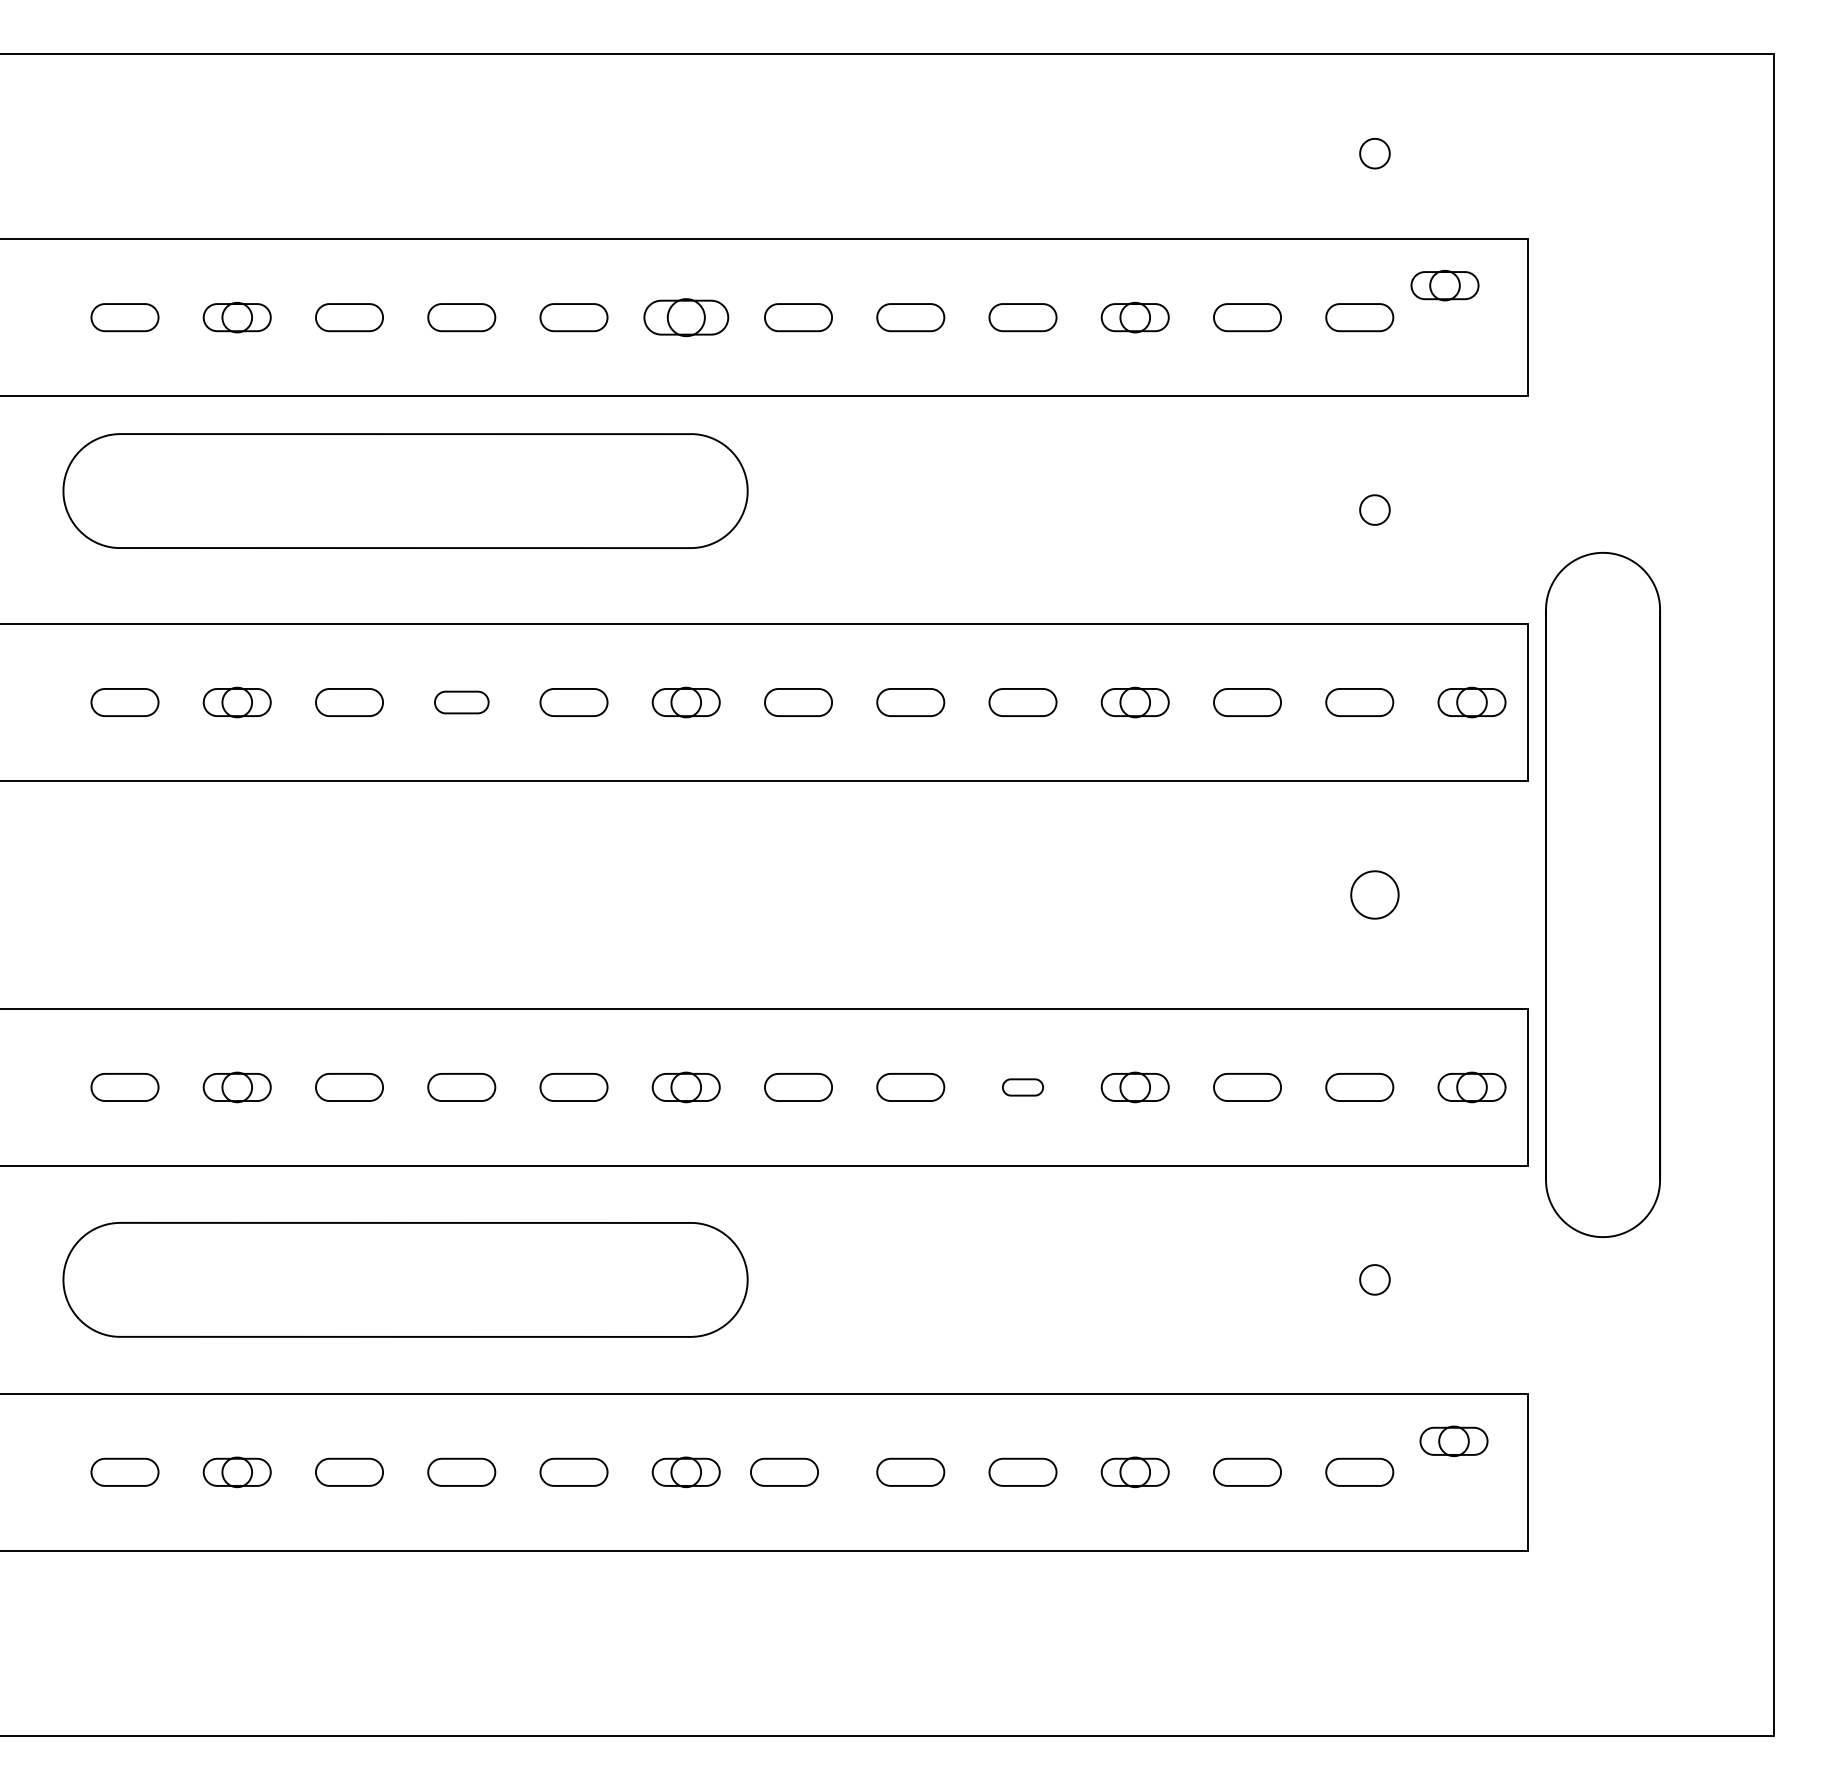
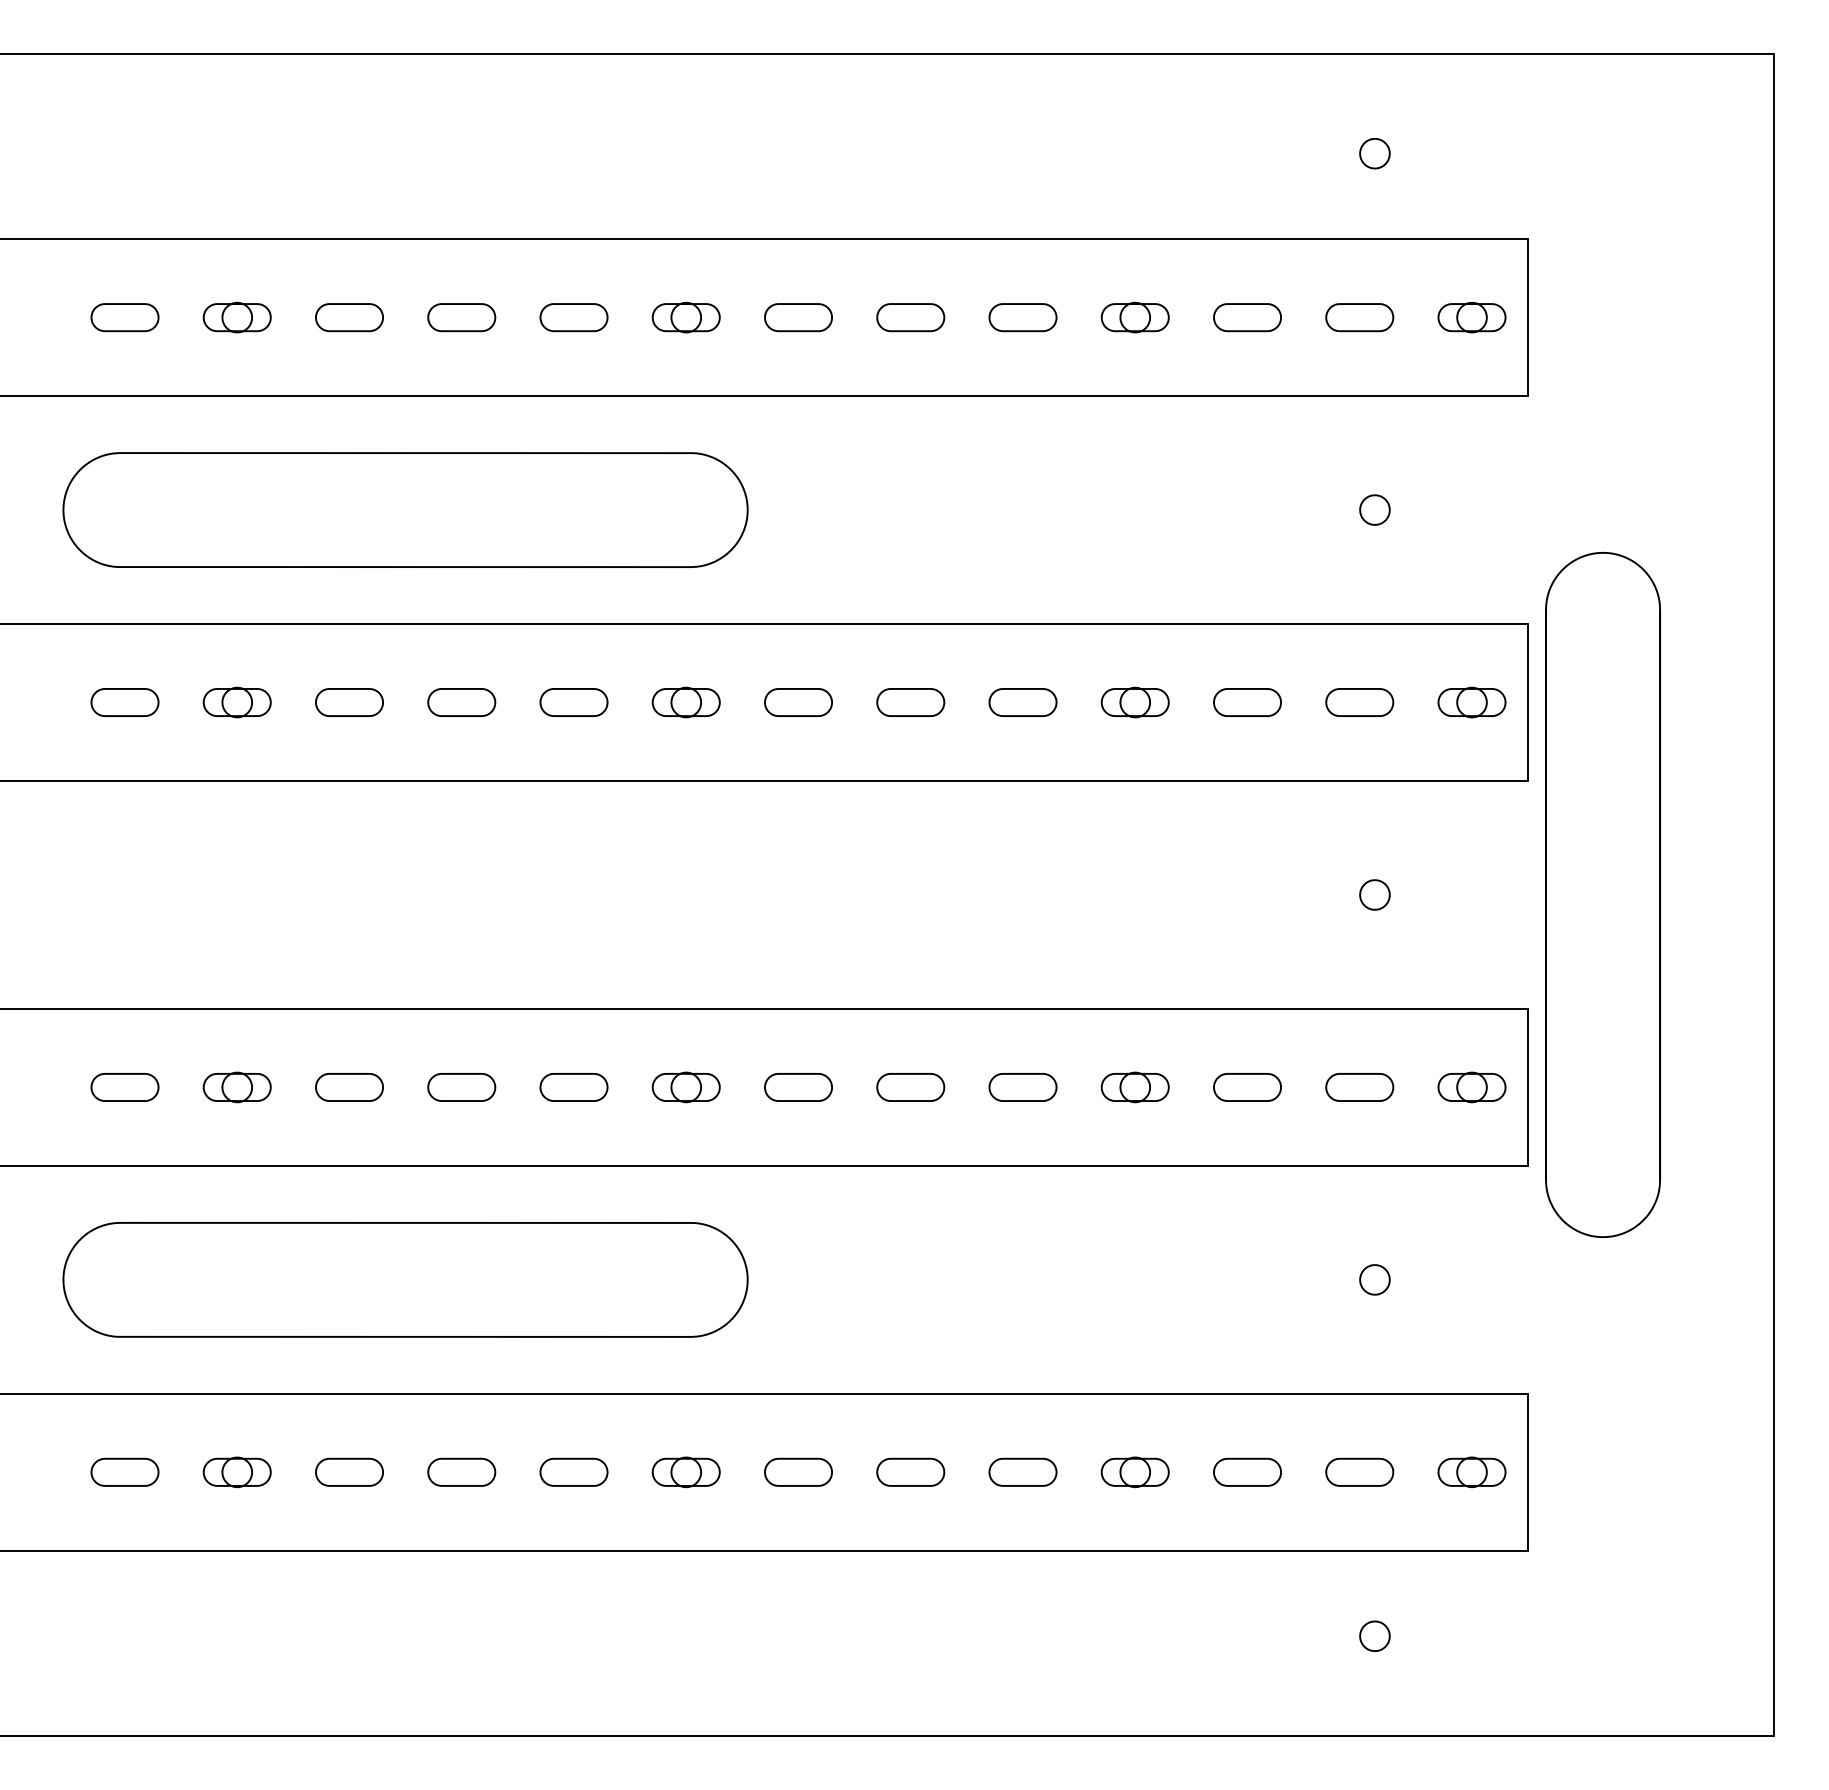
part position: (1444, 285) -> (1471, 317) (1471, 317)
part size: 87x40 px -> 70x33 px (685, 317)
part position: (405, 490) -> (405, 509) (405, 509)
part size: 56x25 px -> 70x29 px (461, 702)
part size: 50x50 px -> 32x32 px (1374, 894)
part size: 42x19 px -> 70x29 px (1022, 1087)
part position: (1453, 1441) -> (1471, 1472) (1471, 1472)
part position: (784, 1471) -> (798, 1471) (798, 1471)
part: none -> present (1374, 1635)
